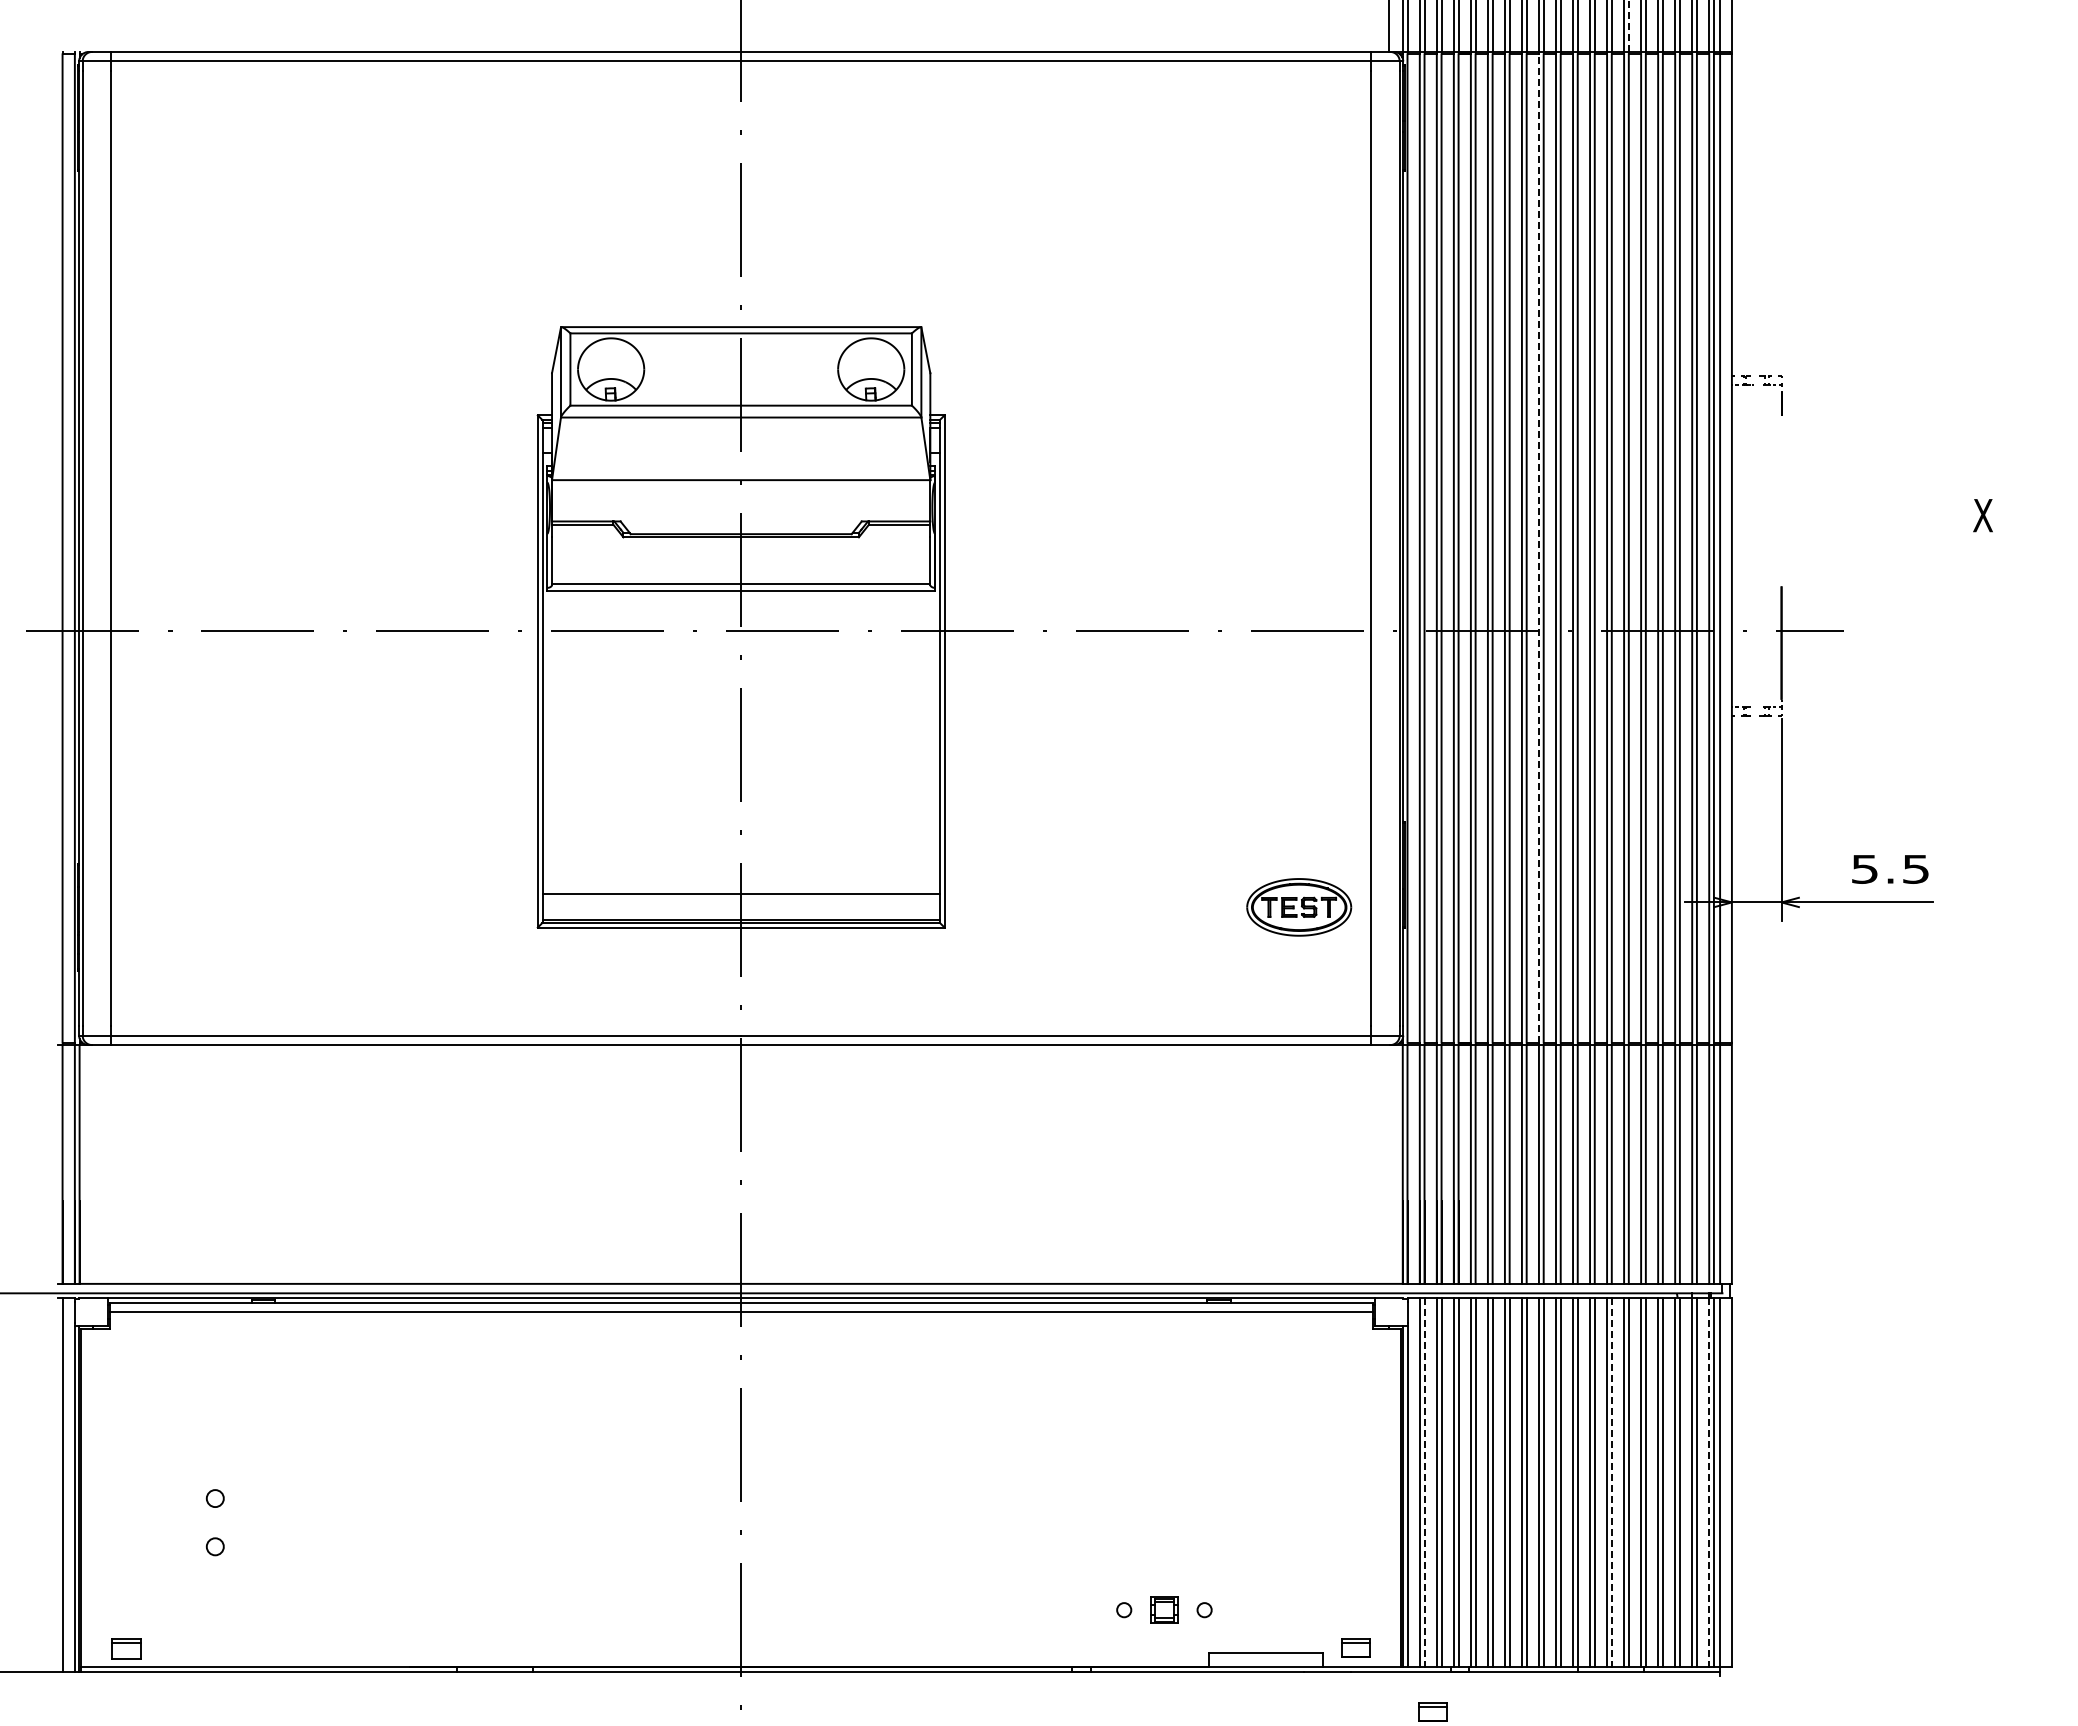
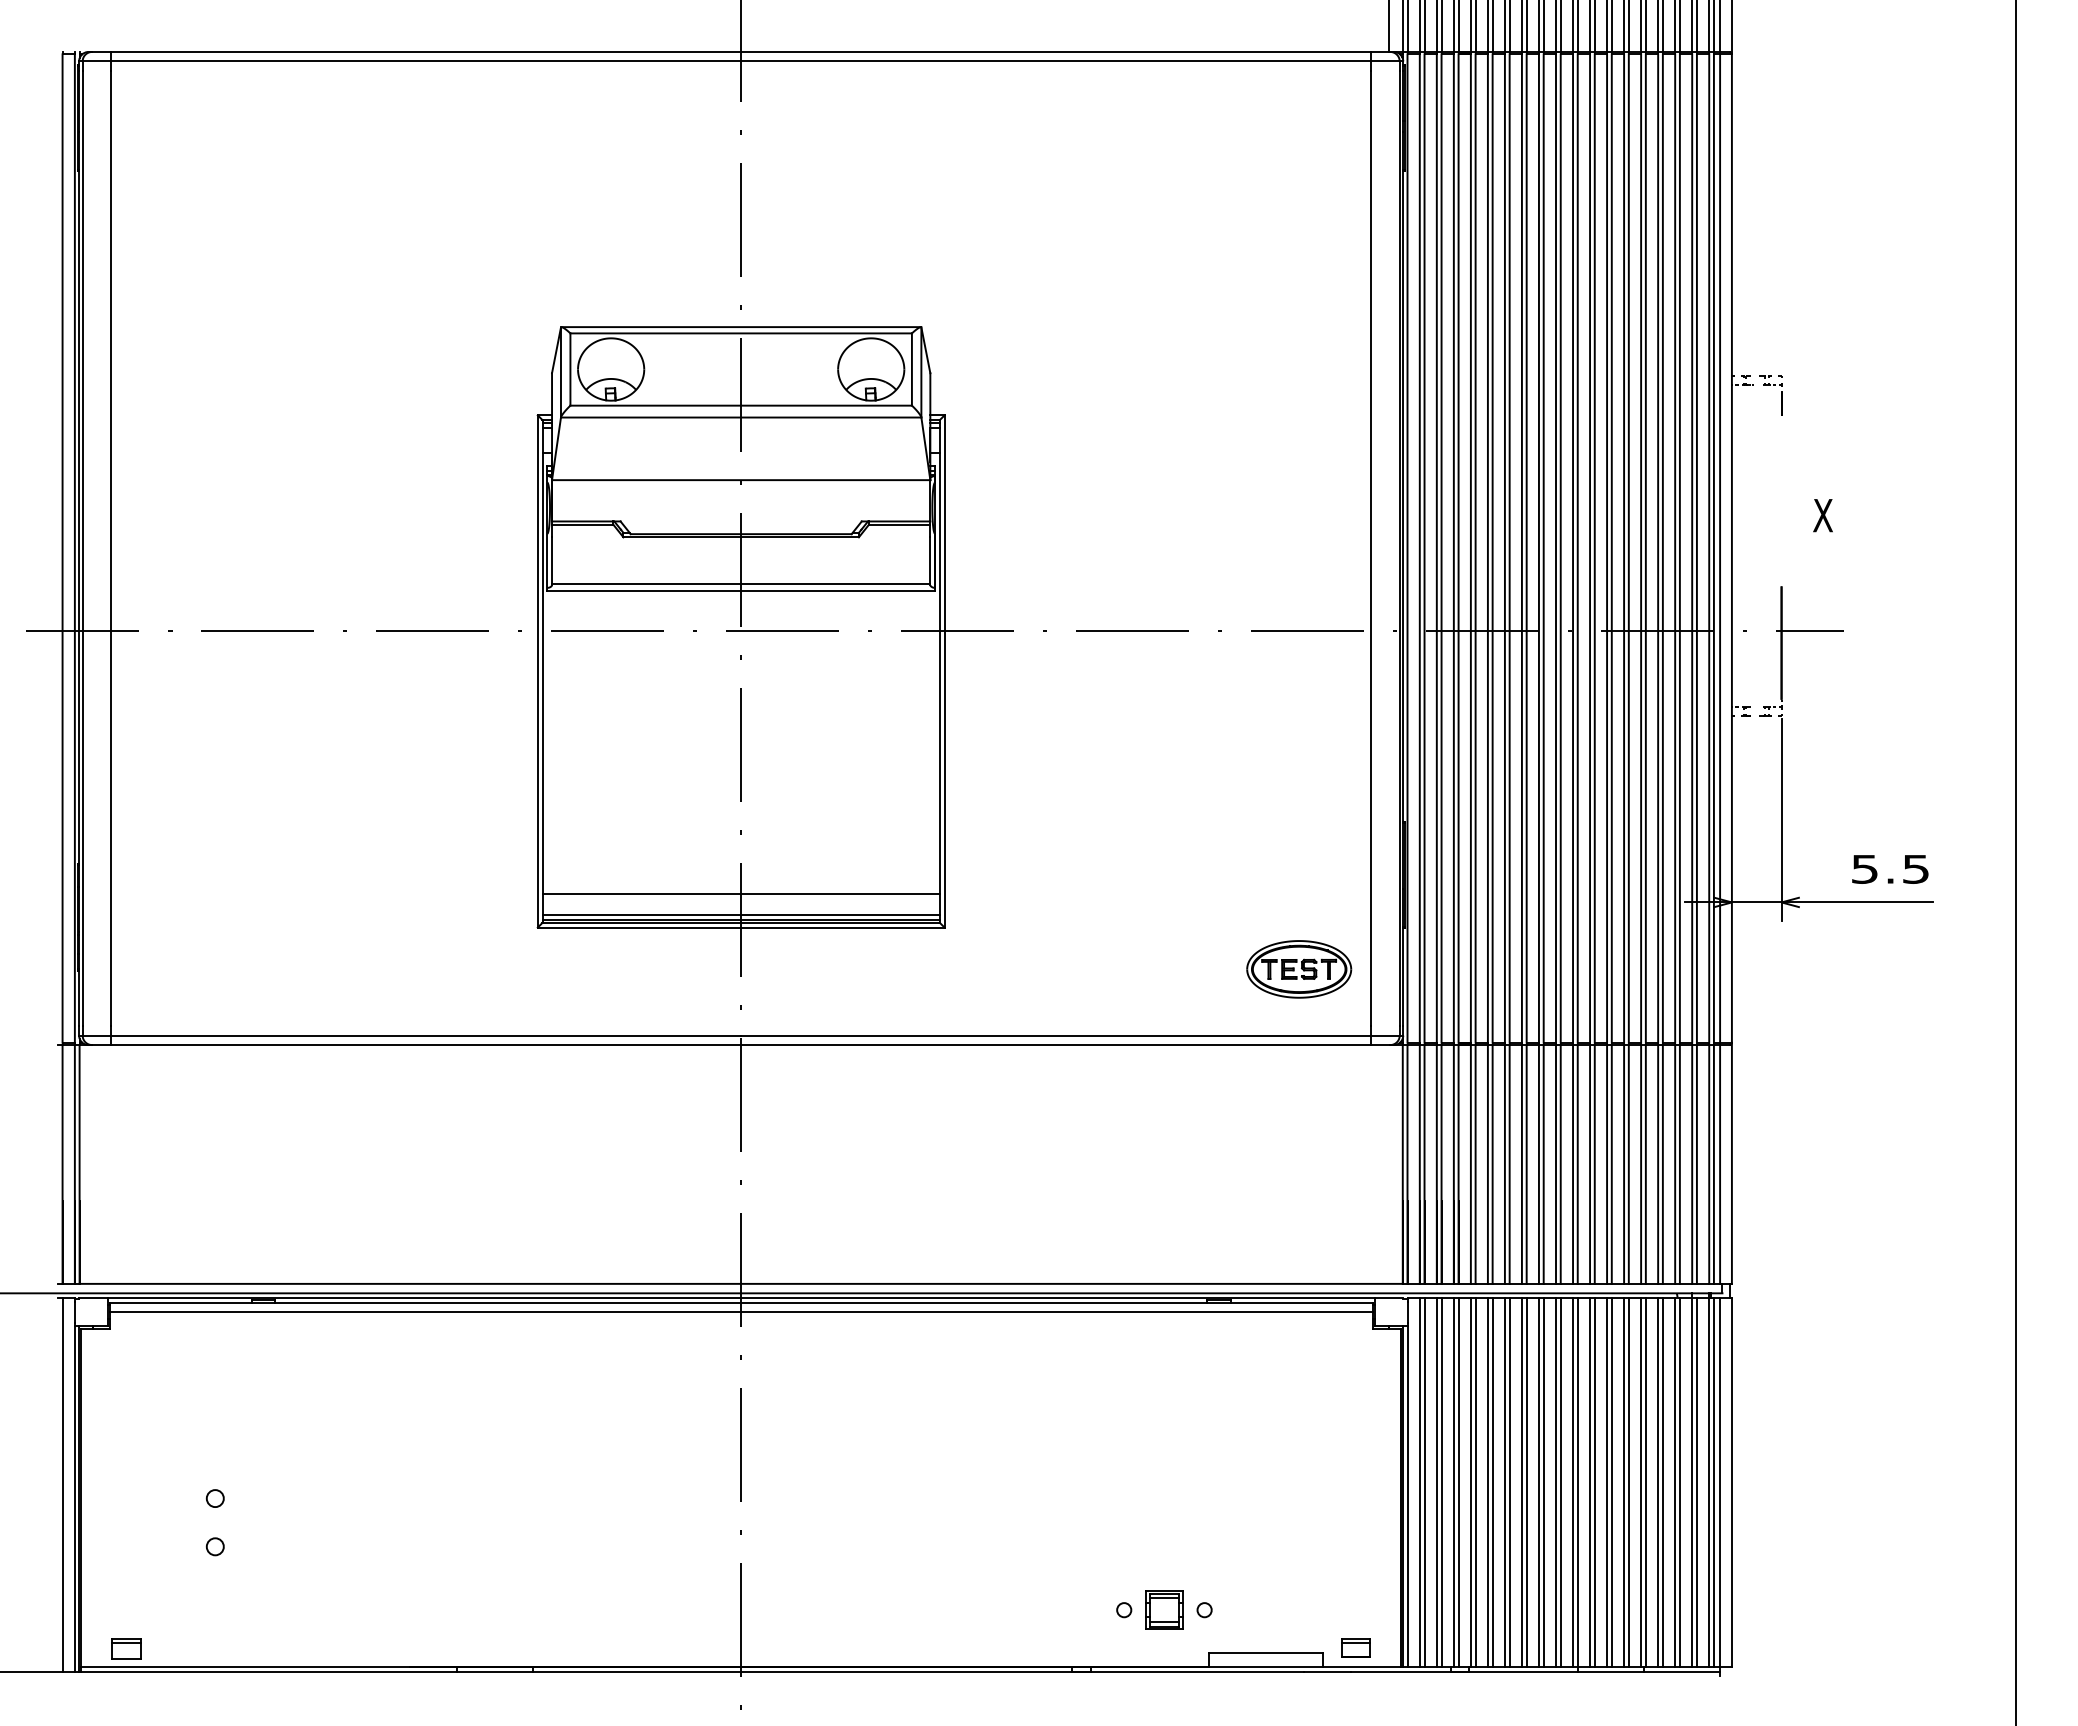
line: dashed -> solid (1628, 25)
text position: (1982, 515) -> (1822, 515) (1822, 515)
line: dashed -> solid (1538, 548)
line: none -> present (2015, 862)
part position: (1299, 907) -> (1299, 969) (1299, 969)
line: none -> present (740, 915)
line: dashed -> solid (1424, 1483)
line: dashed -> solid (1611, 1483)
line: dashed -> solid (1709, 1483)
part size: 29x28 px -> 39x40 px (1164, 1609)
part: present -> none (1432, 1711)
